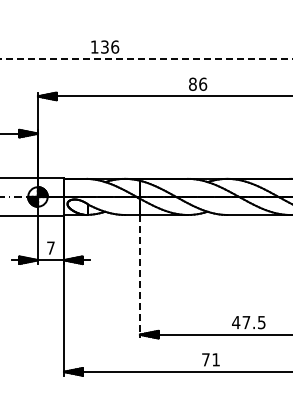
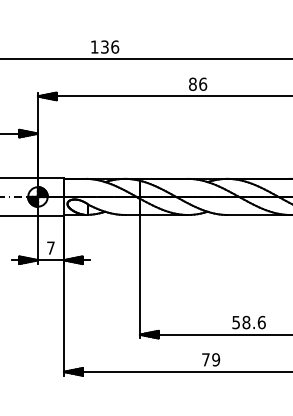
line: dashed -> solid (146, 59)
line: dashed -> solid (139, 276)
text: 47.5 -> 58.6 (248, 322)
text: 71 -> 79 (216, 359)
